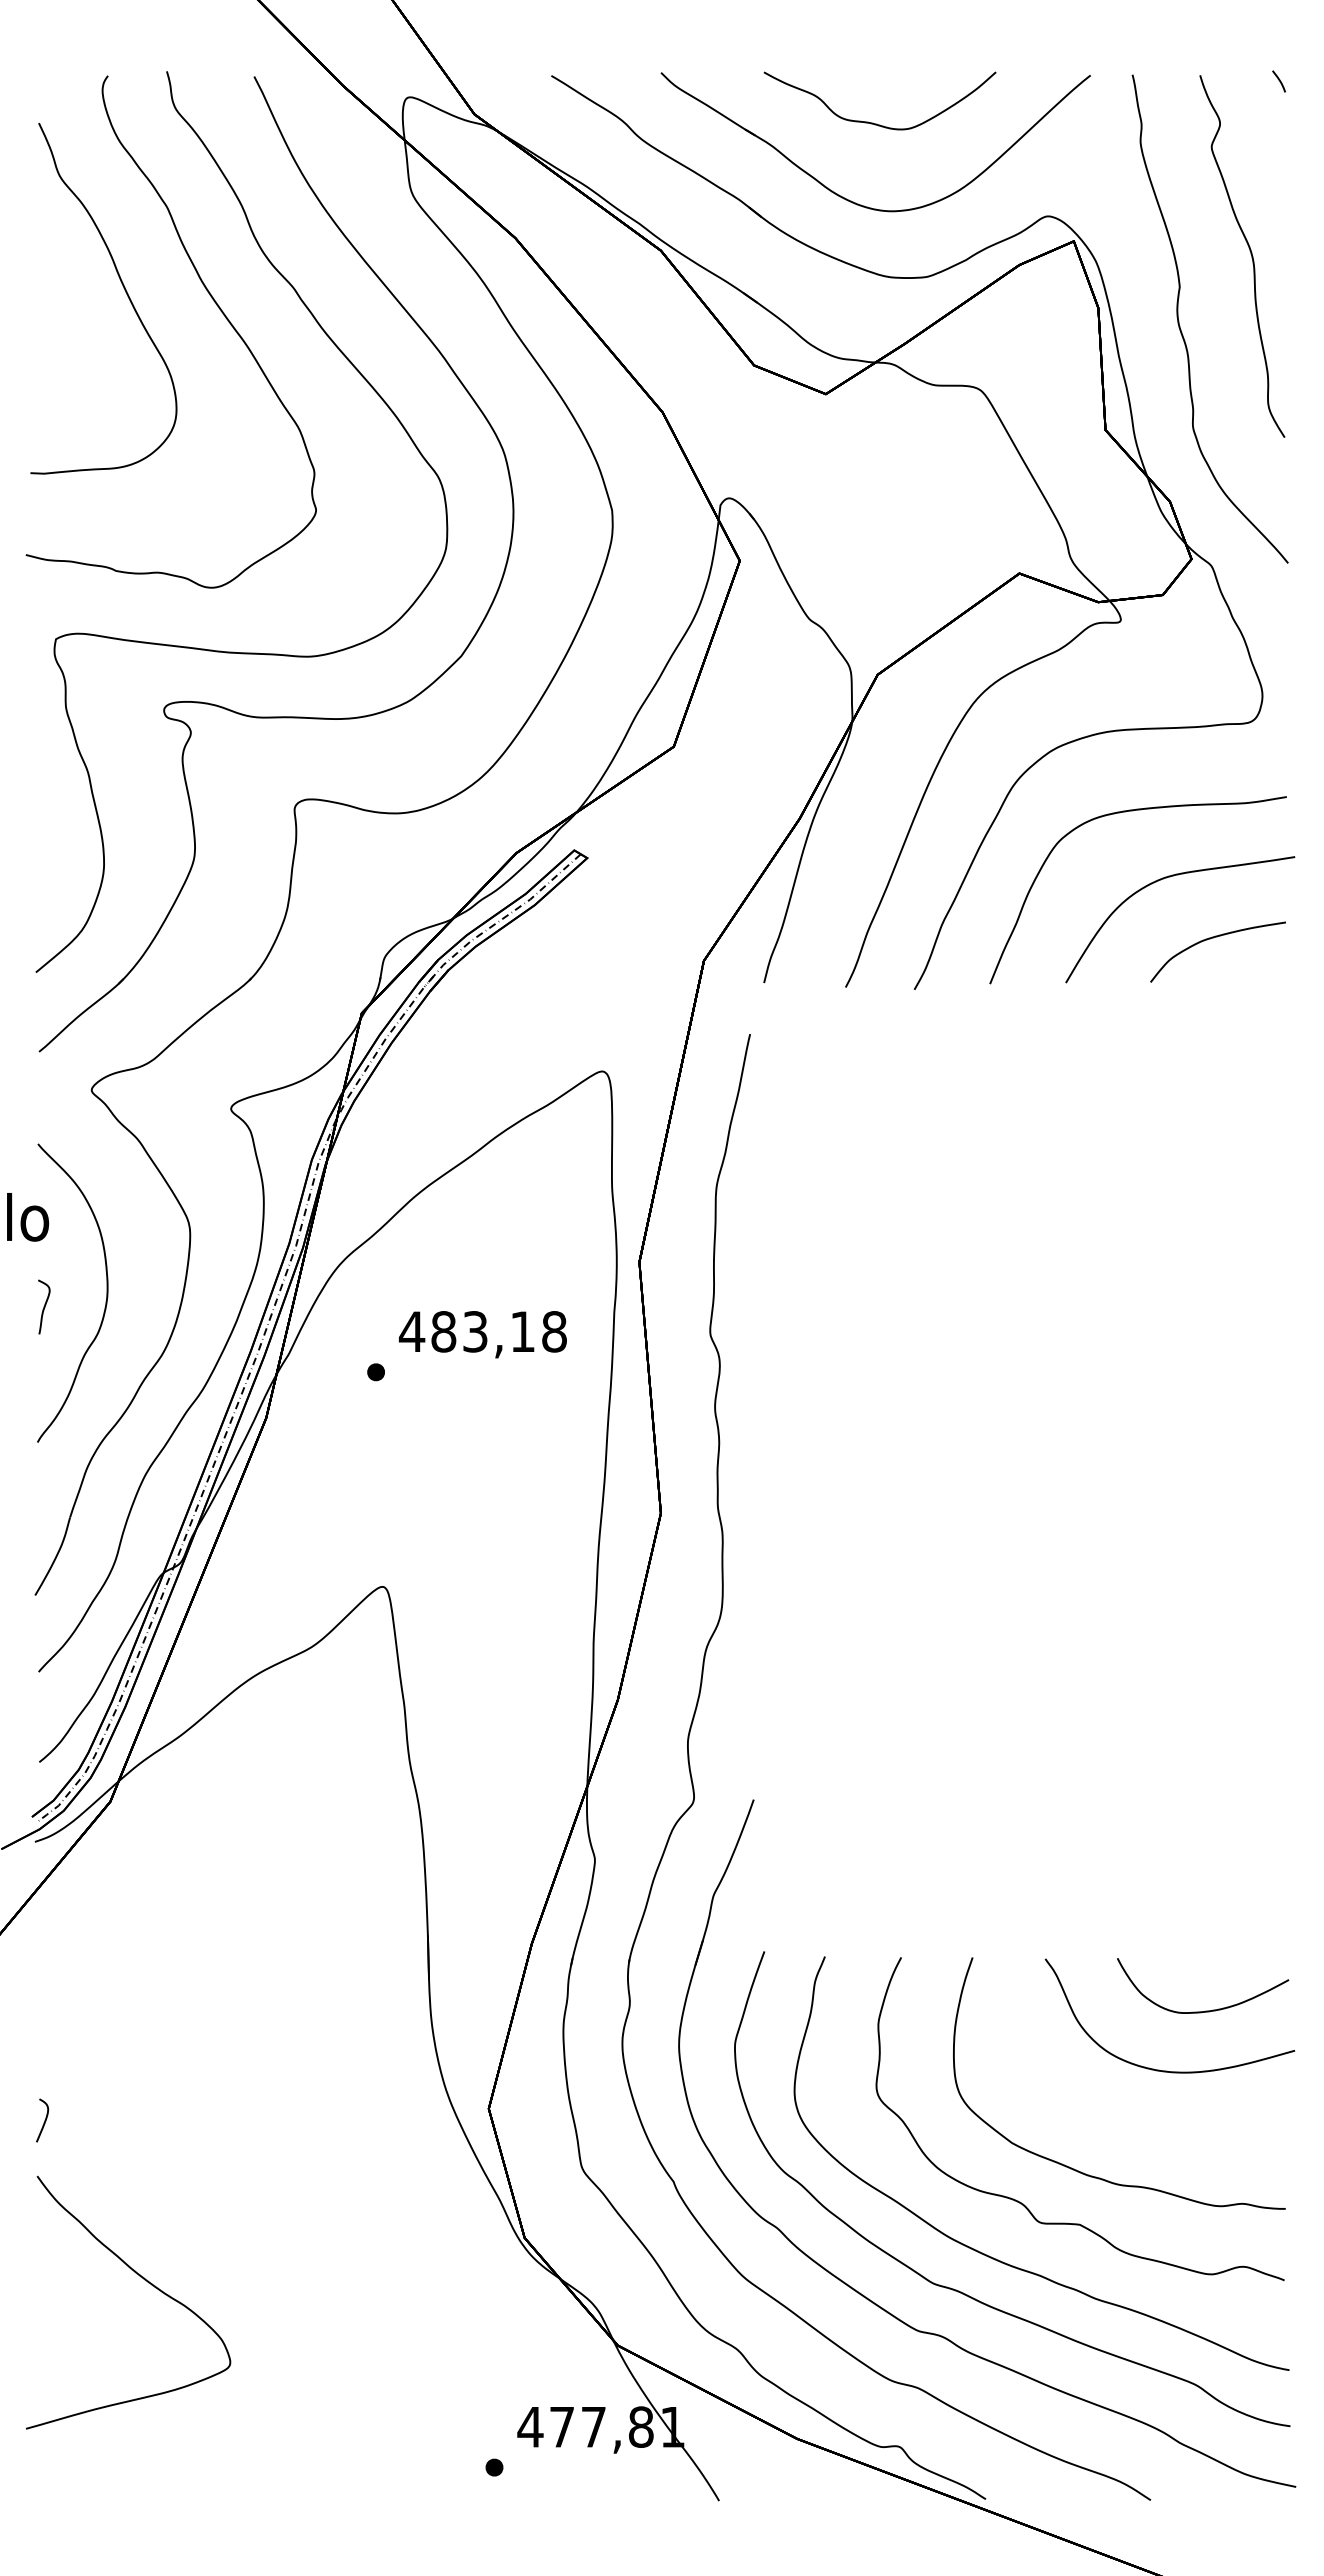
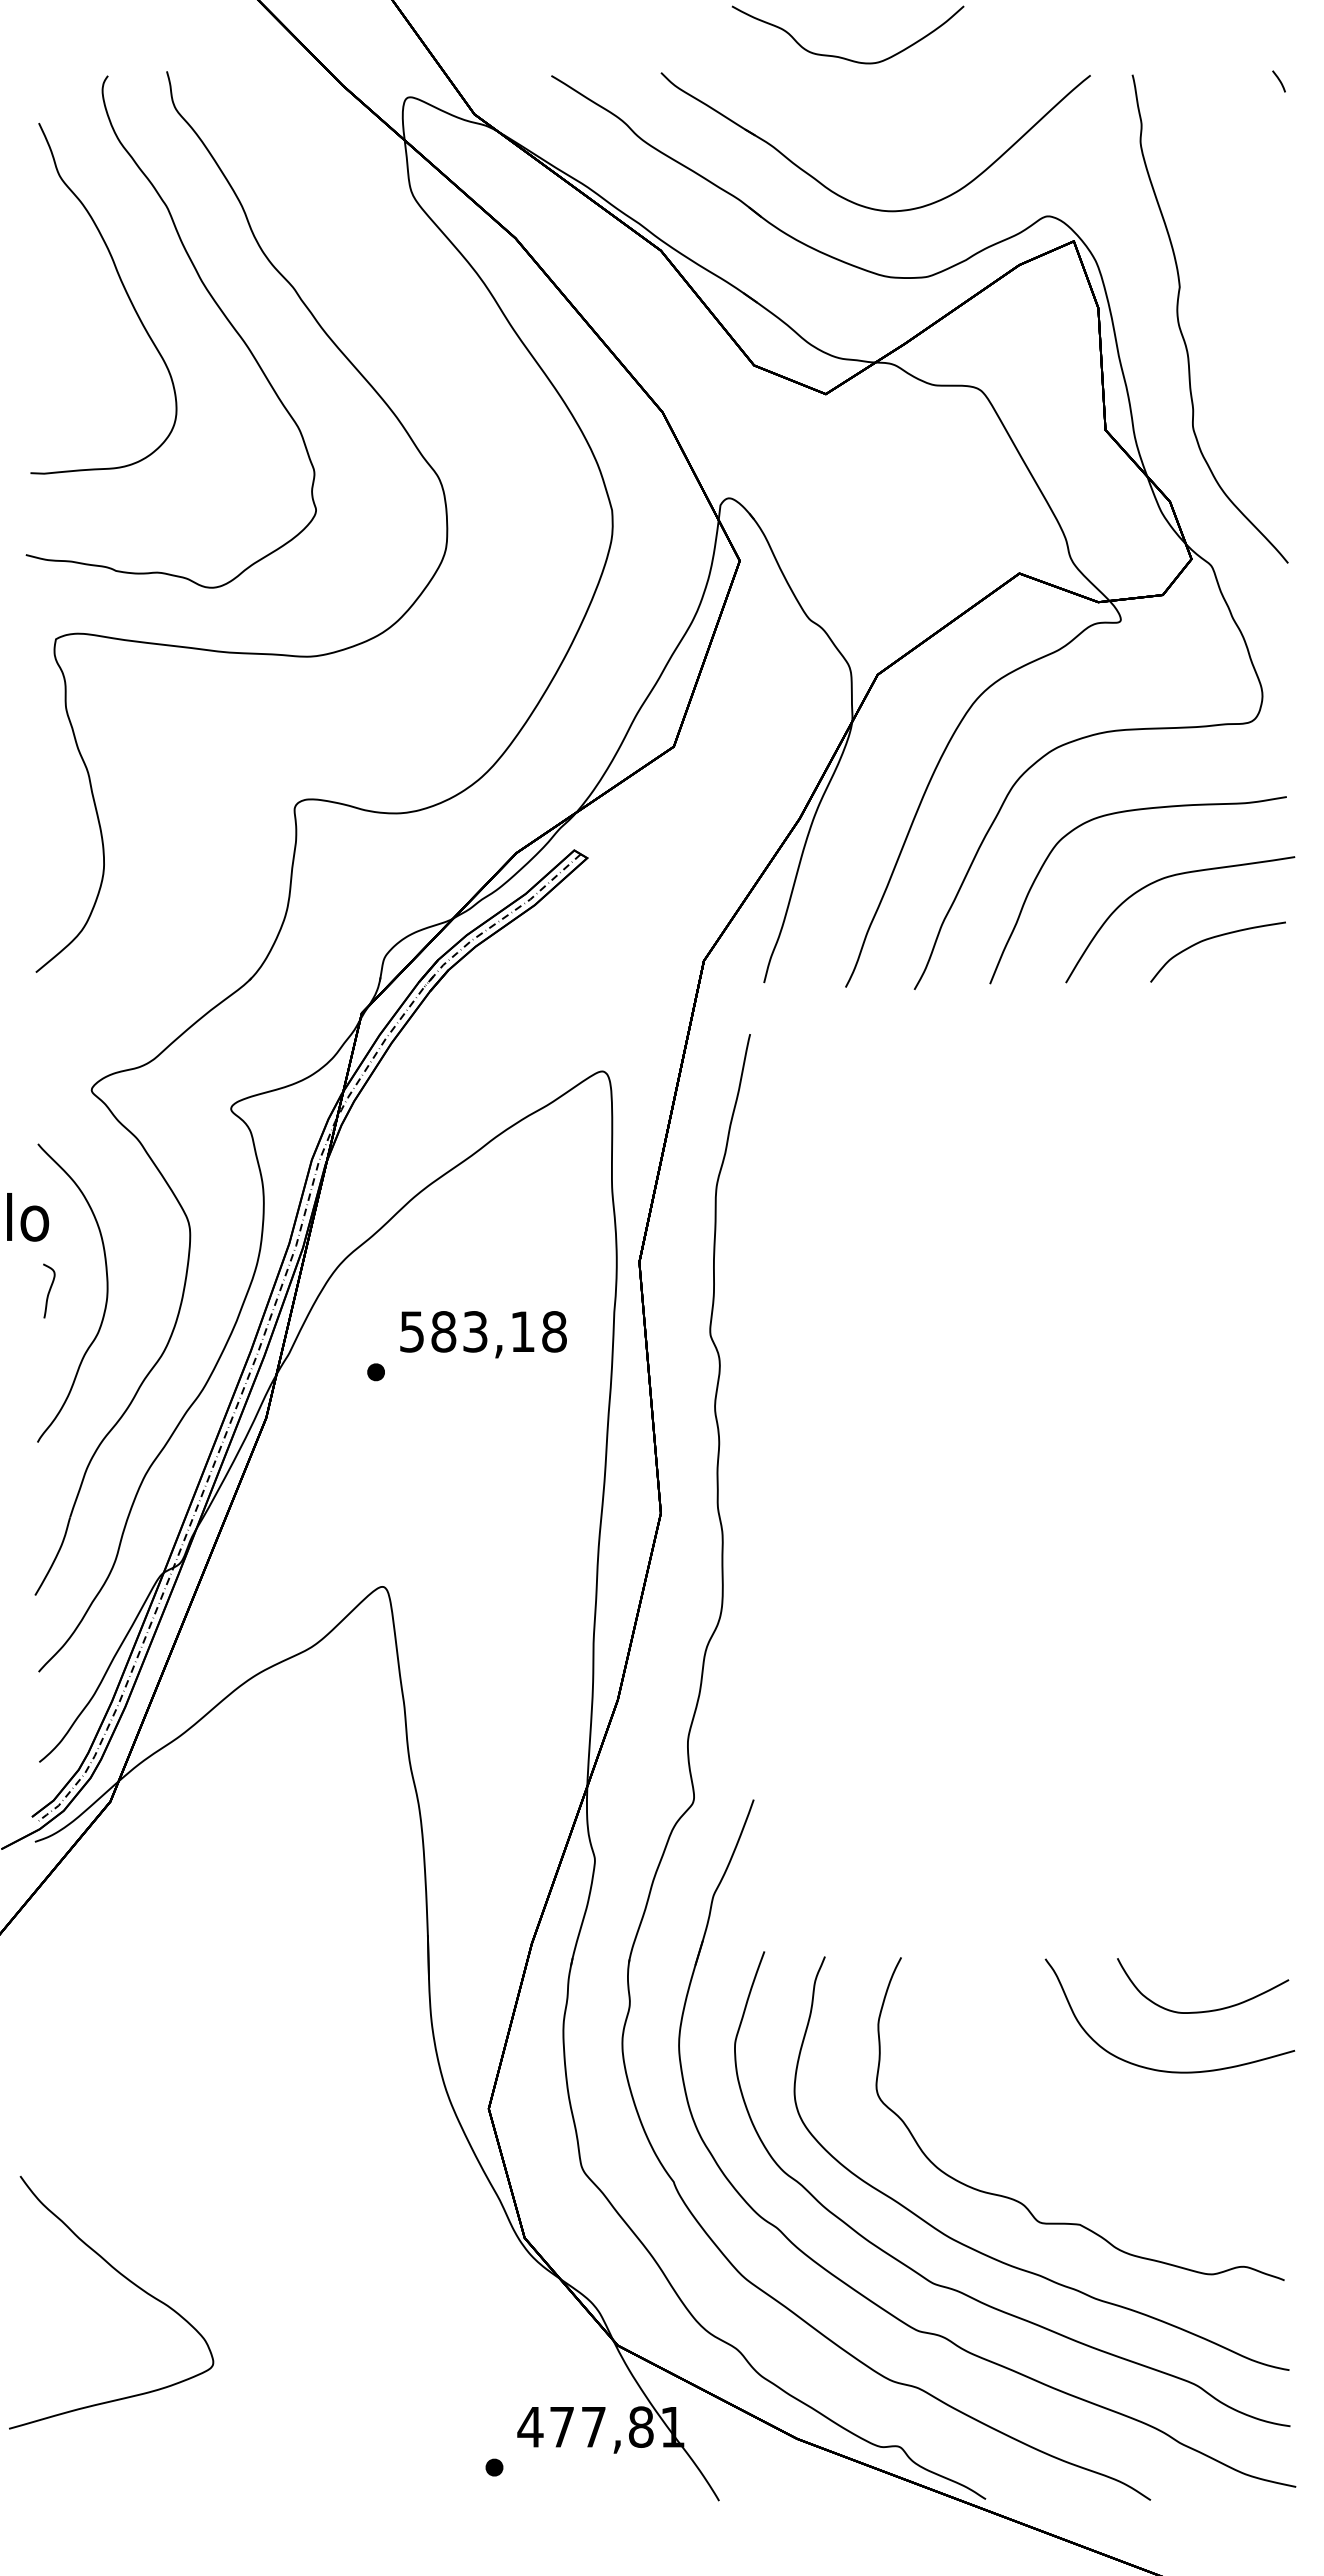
curve position: (872, 122) -> (840, 56) (840, 56)
curve: present -> none (1250, 254)
part: present -> none (223, 706)
curve position: (44, 1306) -> (49, 1290) (49, 1290)
text: 483,18 -> 583,18 (411, 1331)
curve: present -> none (44, 2120)
curve: present -> none (1096, 2176)
curve position: (144, 2280) -> (127, 2280) (127, 2280)
